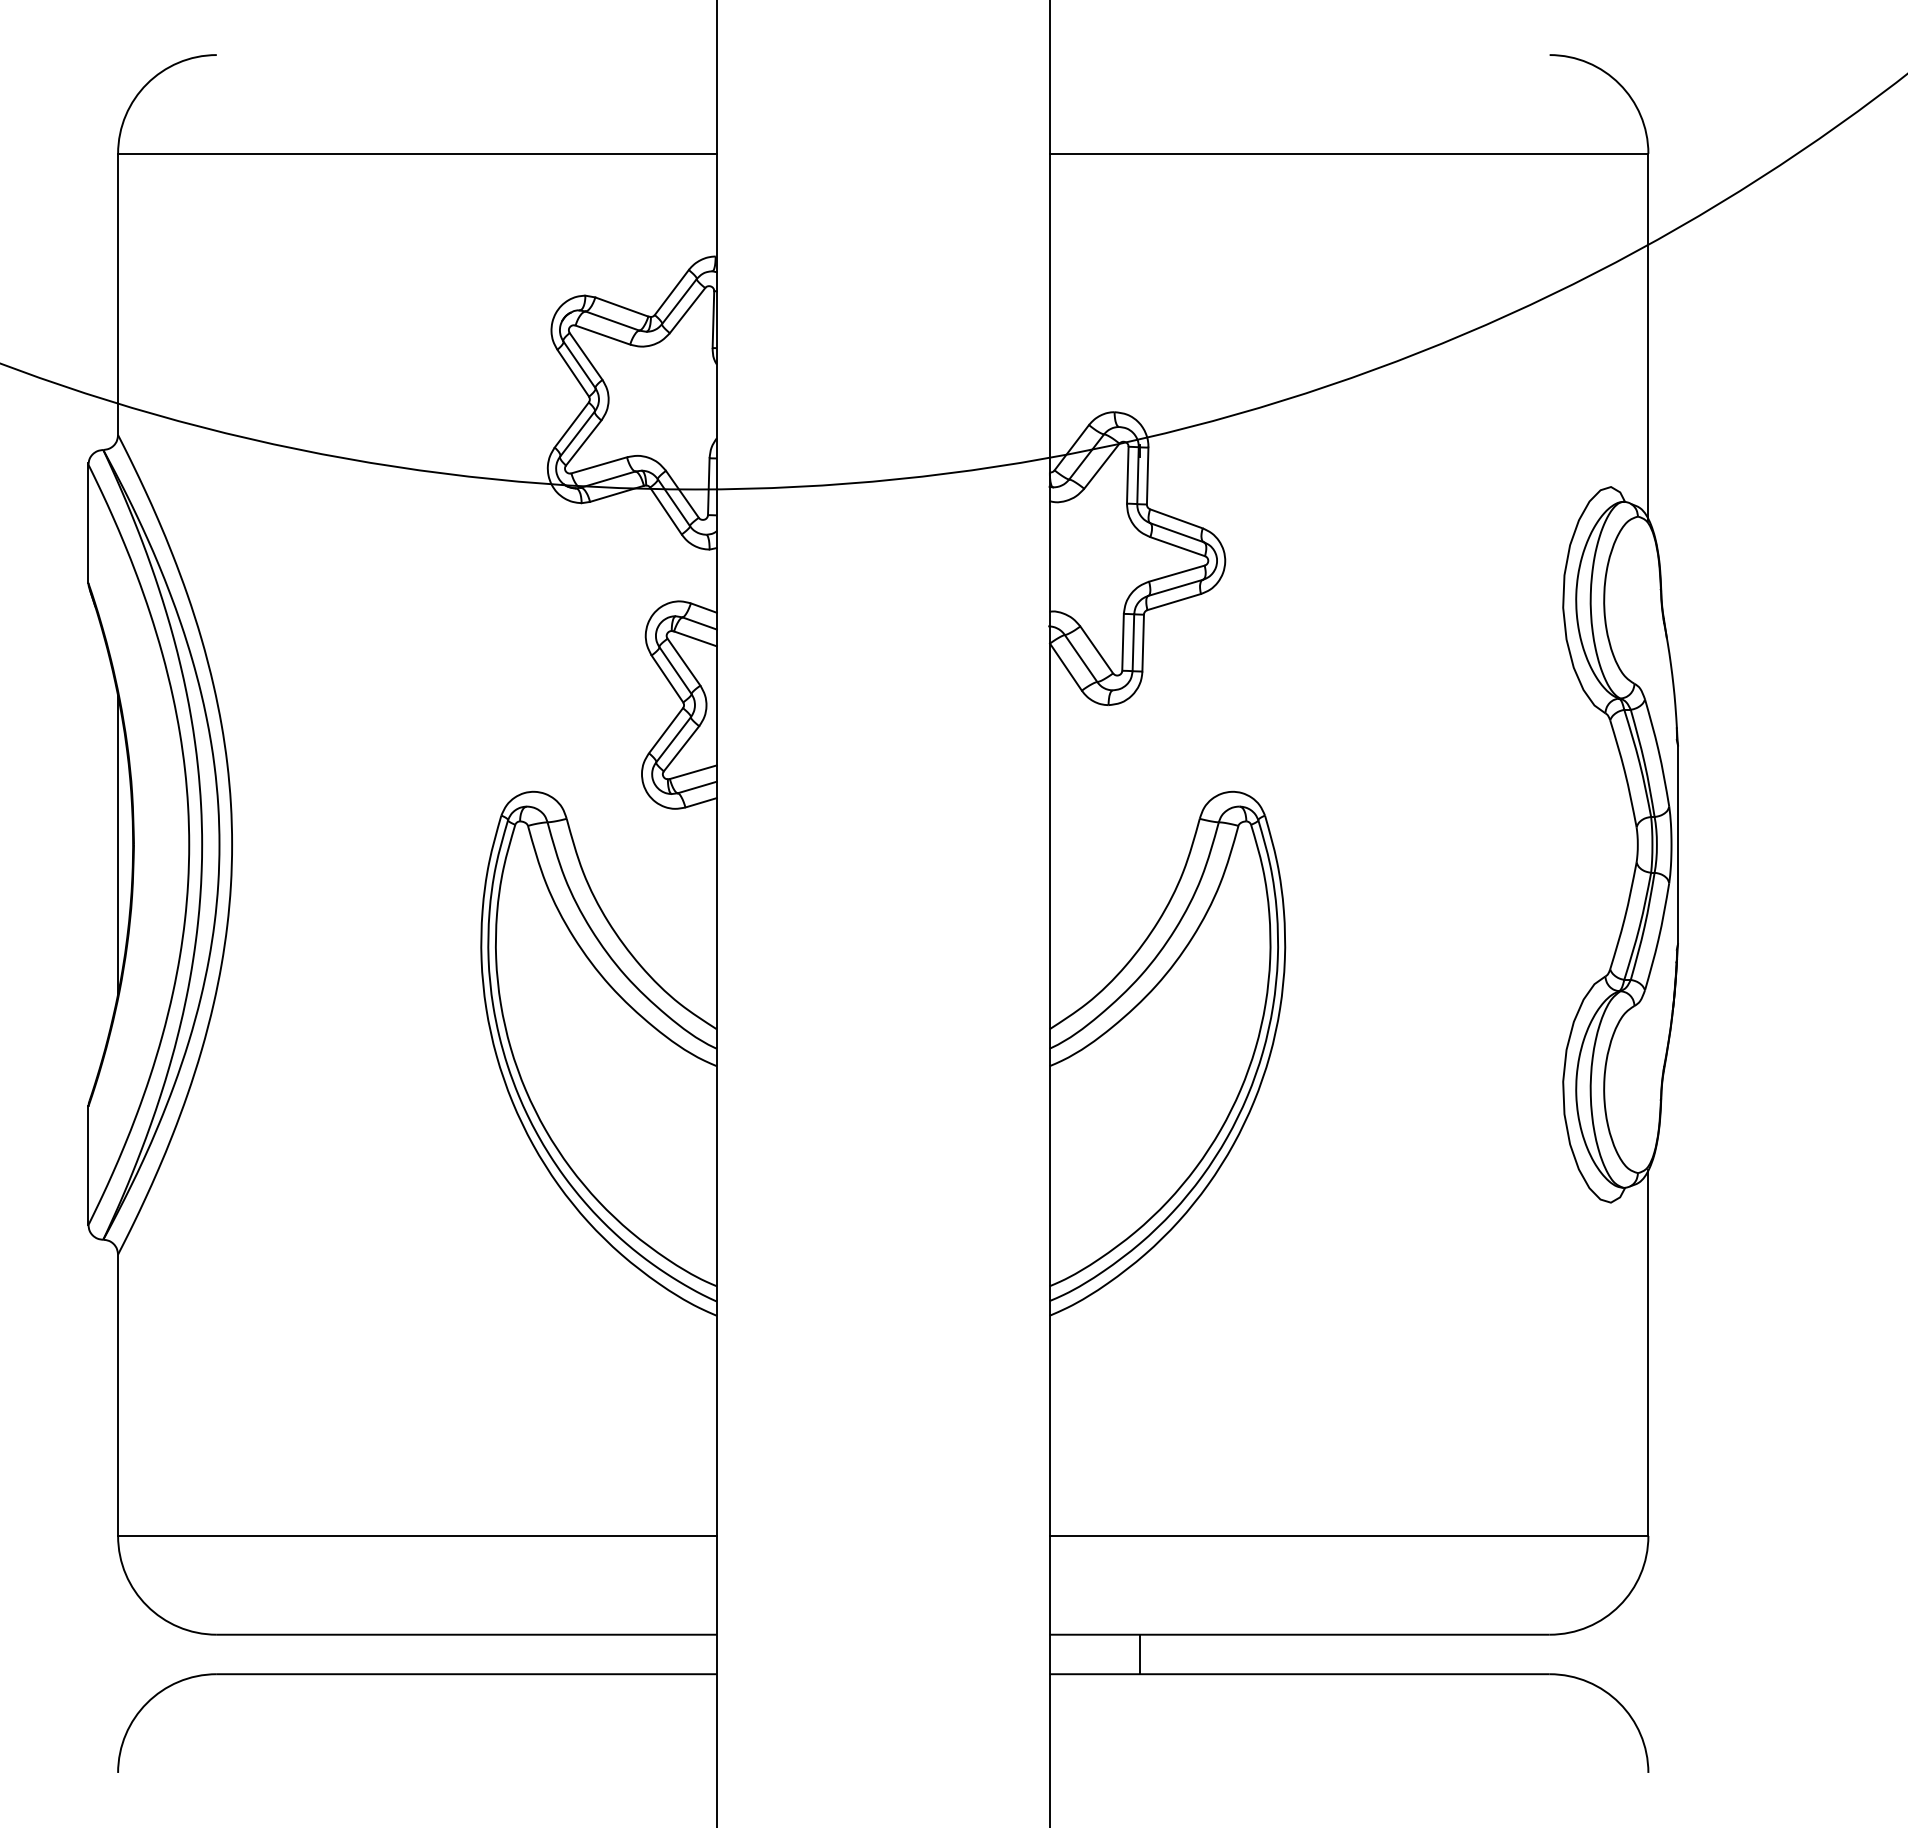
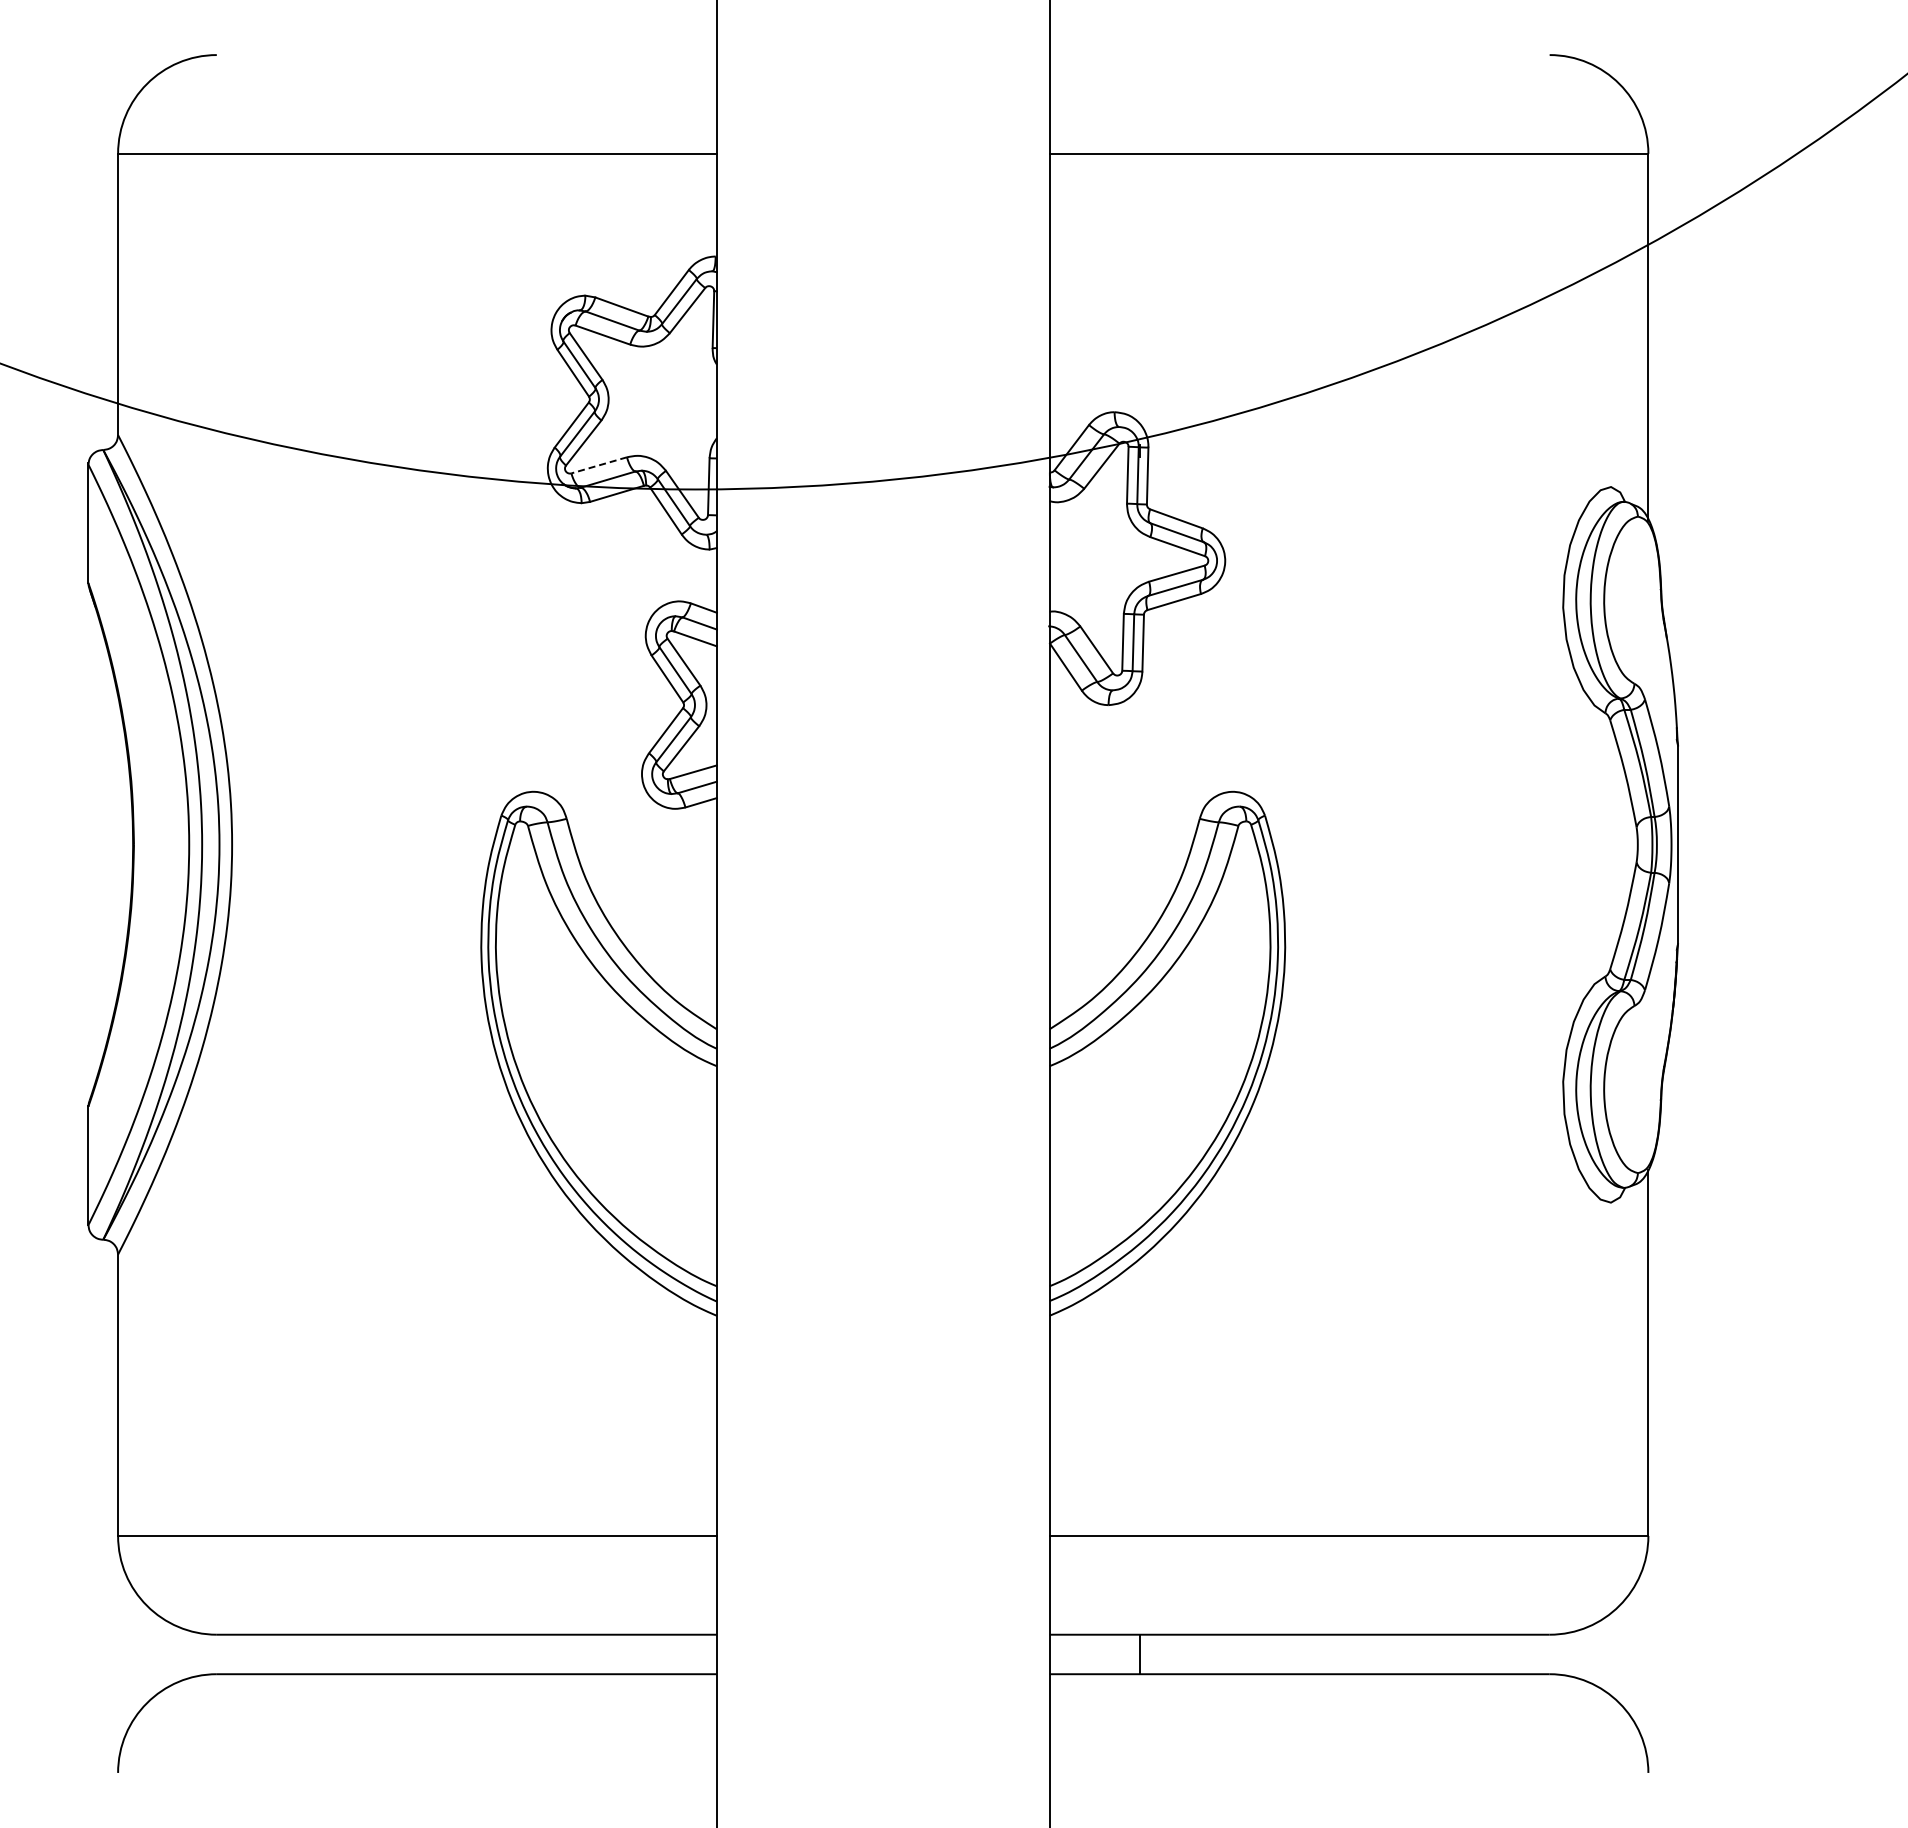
line: solid -> dashed (599, 465)
line: present -> none (118, 845)
